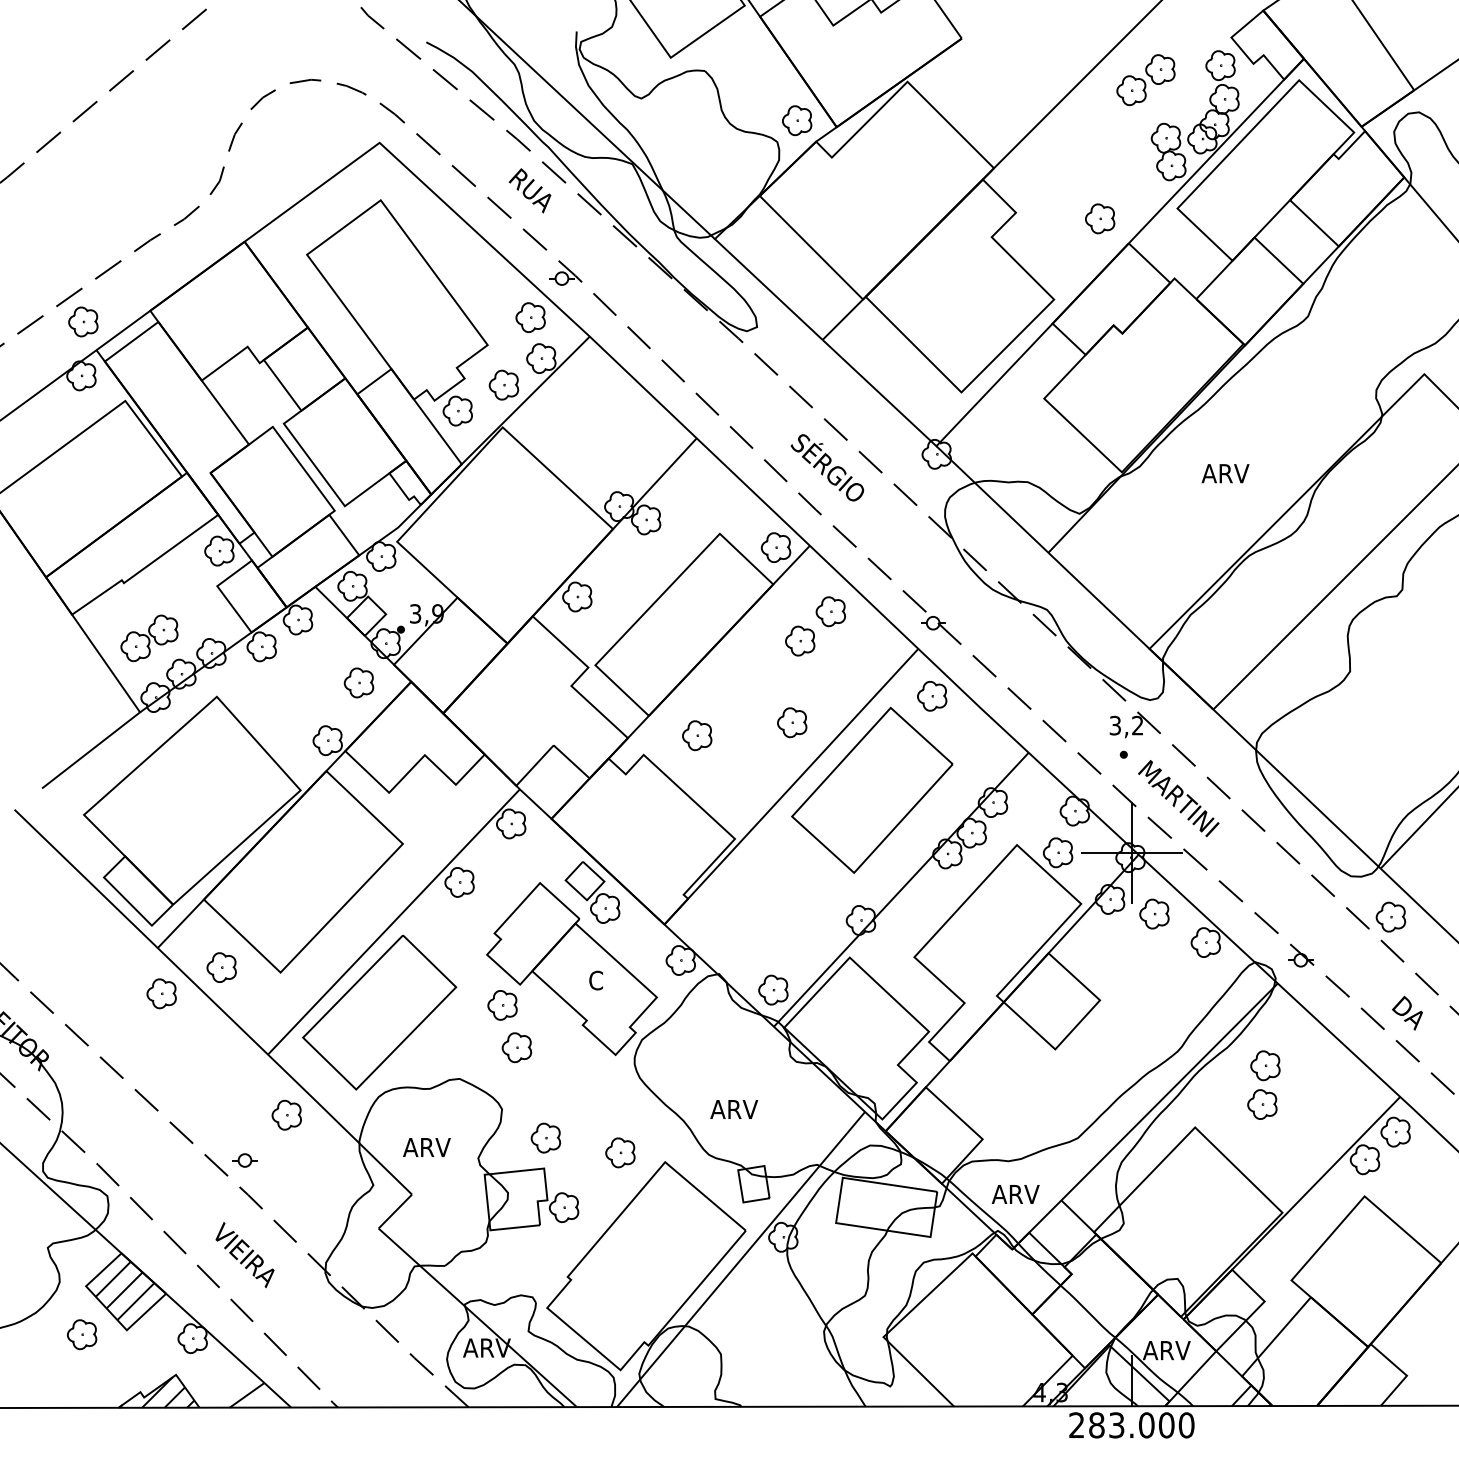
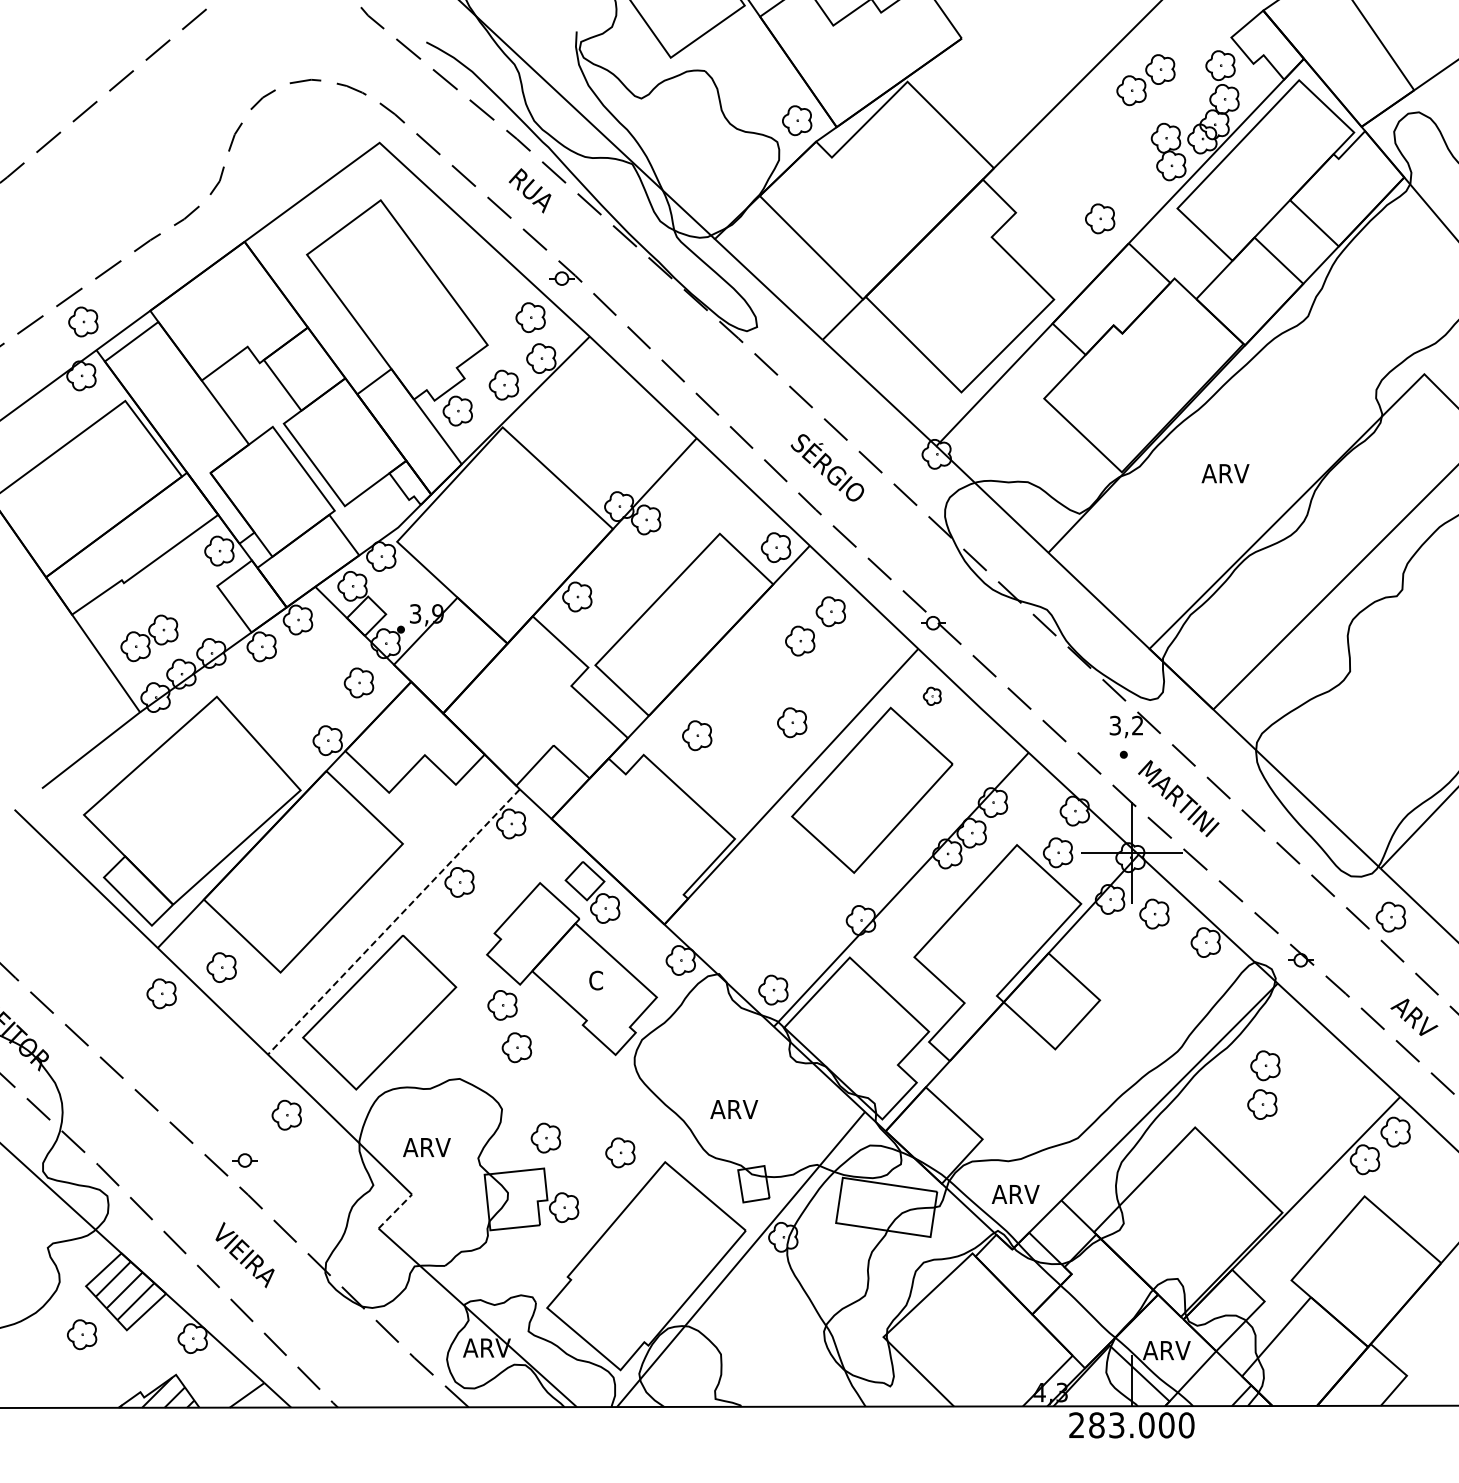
part size: 31x31 px -> 20x20 px (931, 695)
line: solid -> dashed (393, 921)
text: DA -> ARV (1414, 1015)
line: solid -> dashed (395, 1211)
